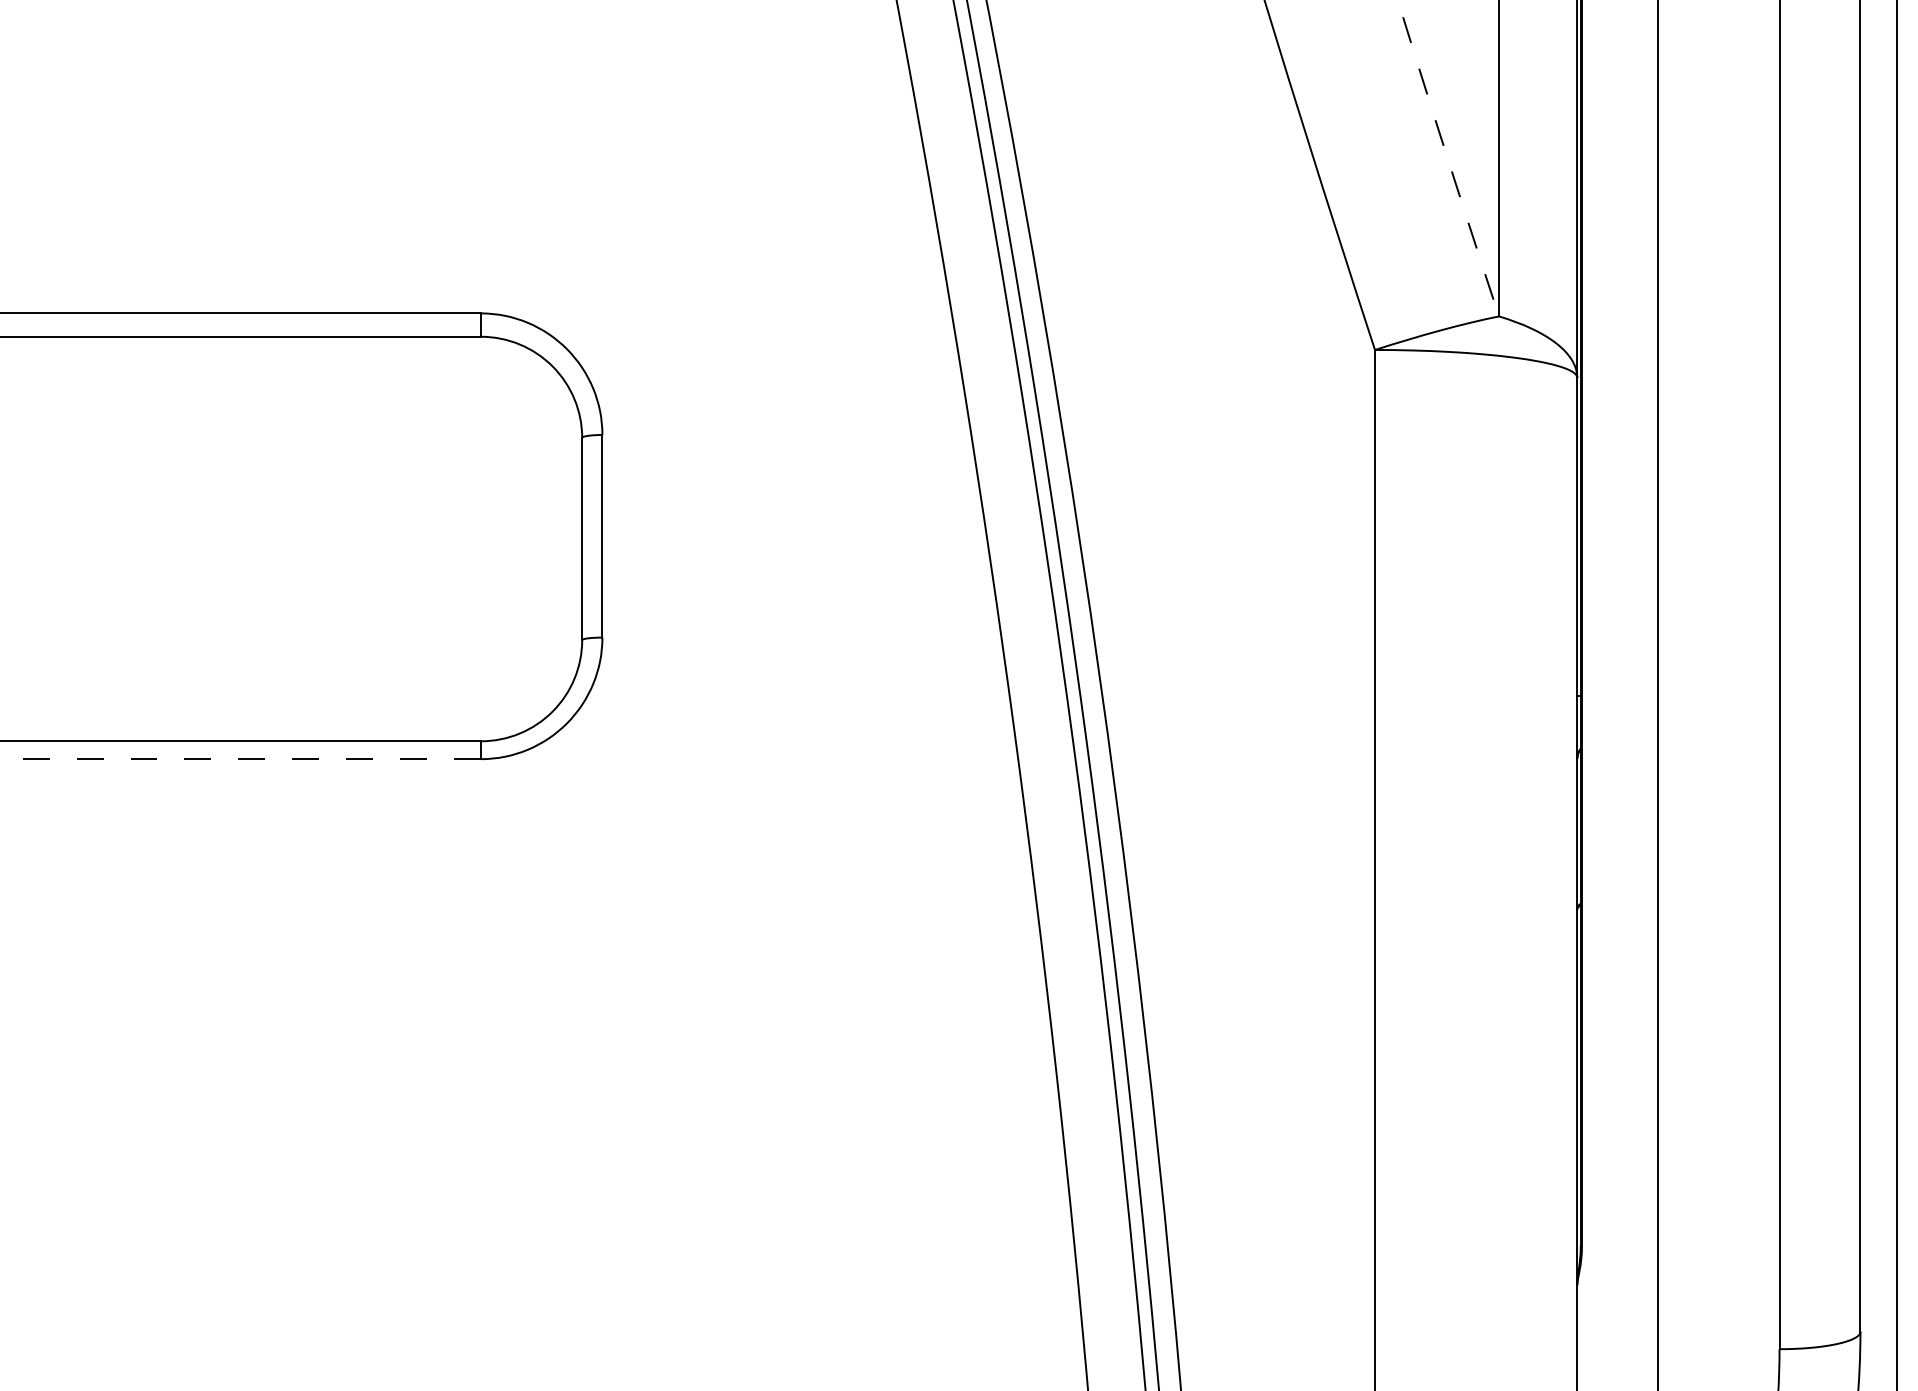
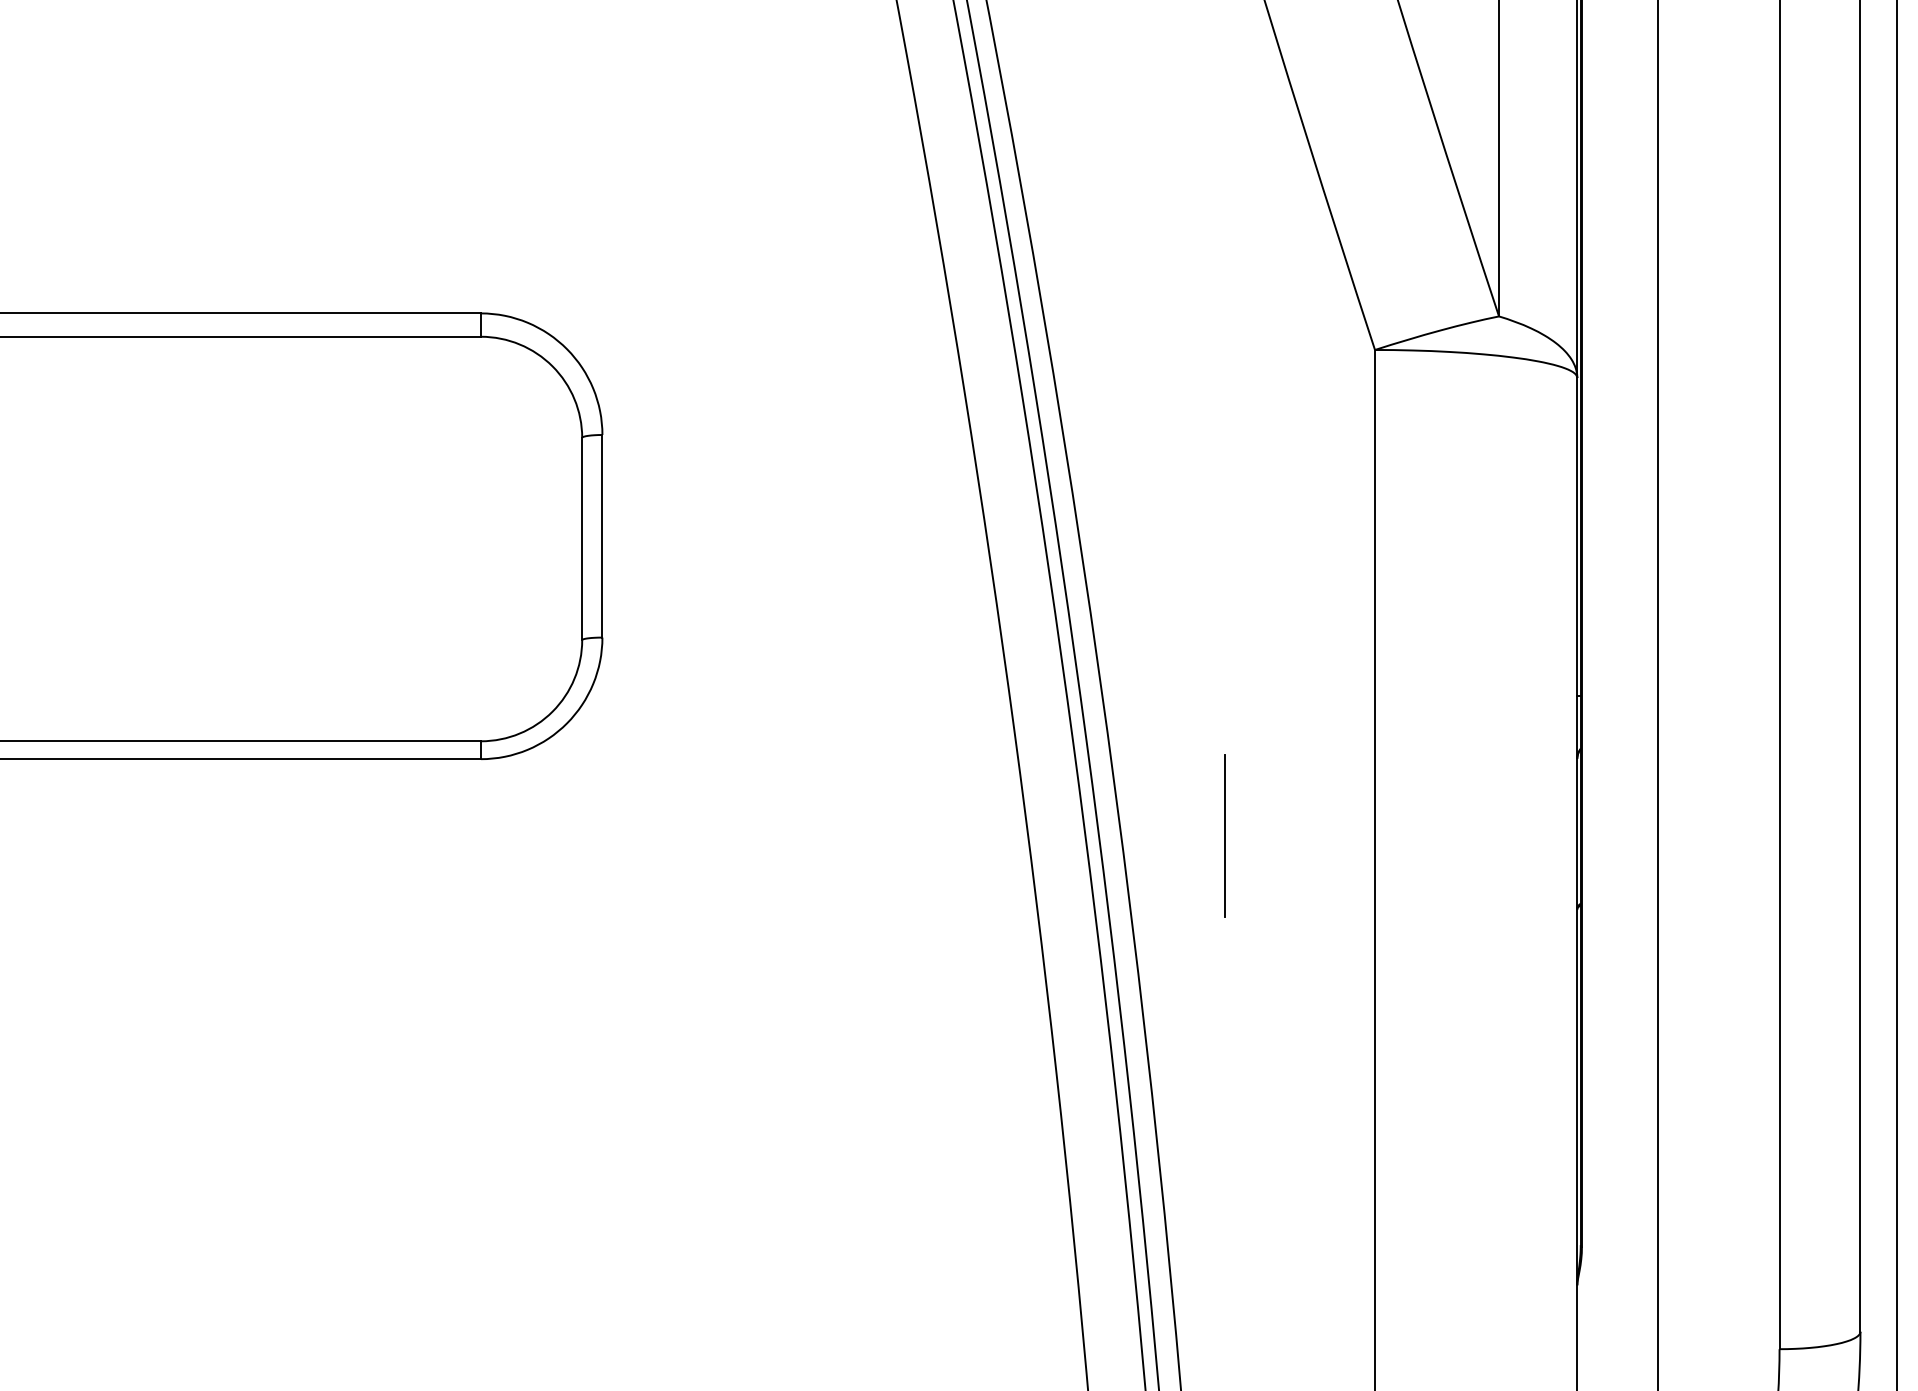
arc: dashed -> solid (1448, 159)
line: dashed -> solid (240, 759)
line: none -> present (1224, 835)
